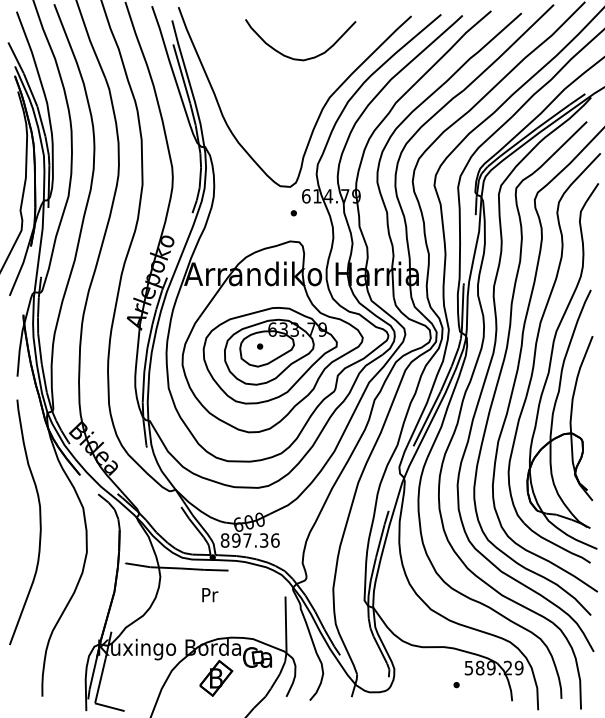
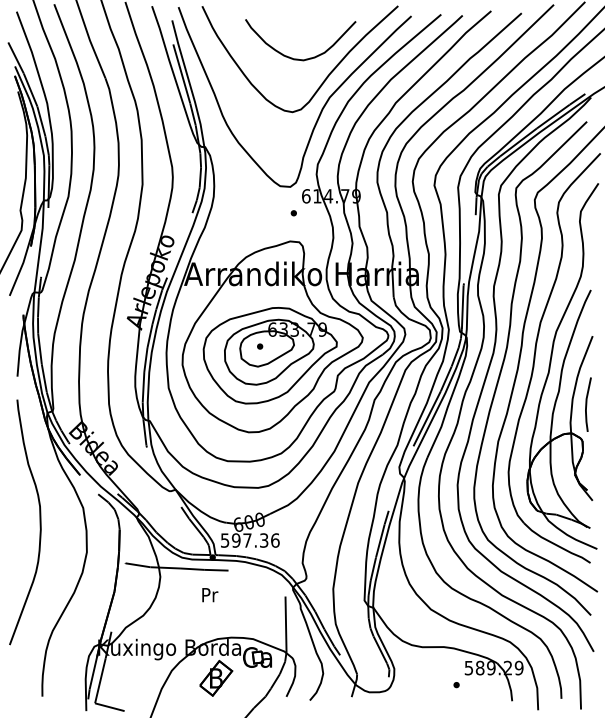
curve: none -> present (323, 80)
line: none -> present (587, 404)
text: 897.36 -> 597.36 (224, 540)
